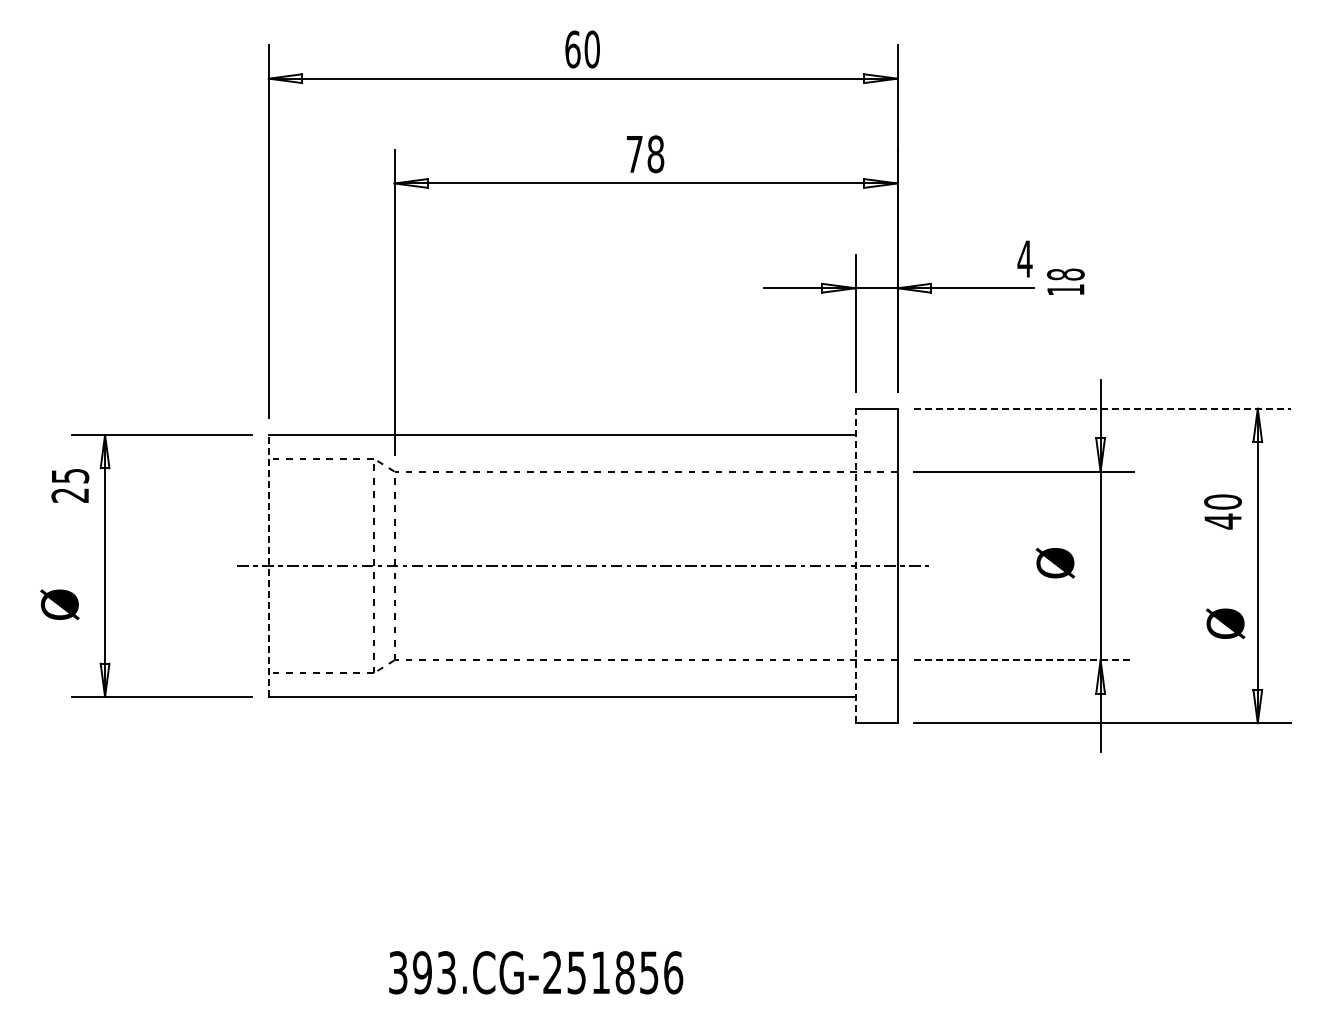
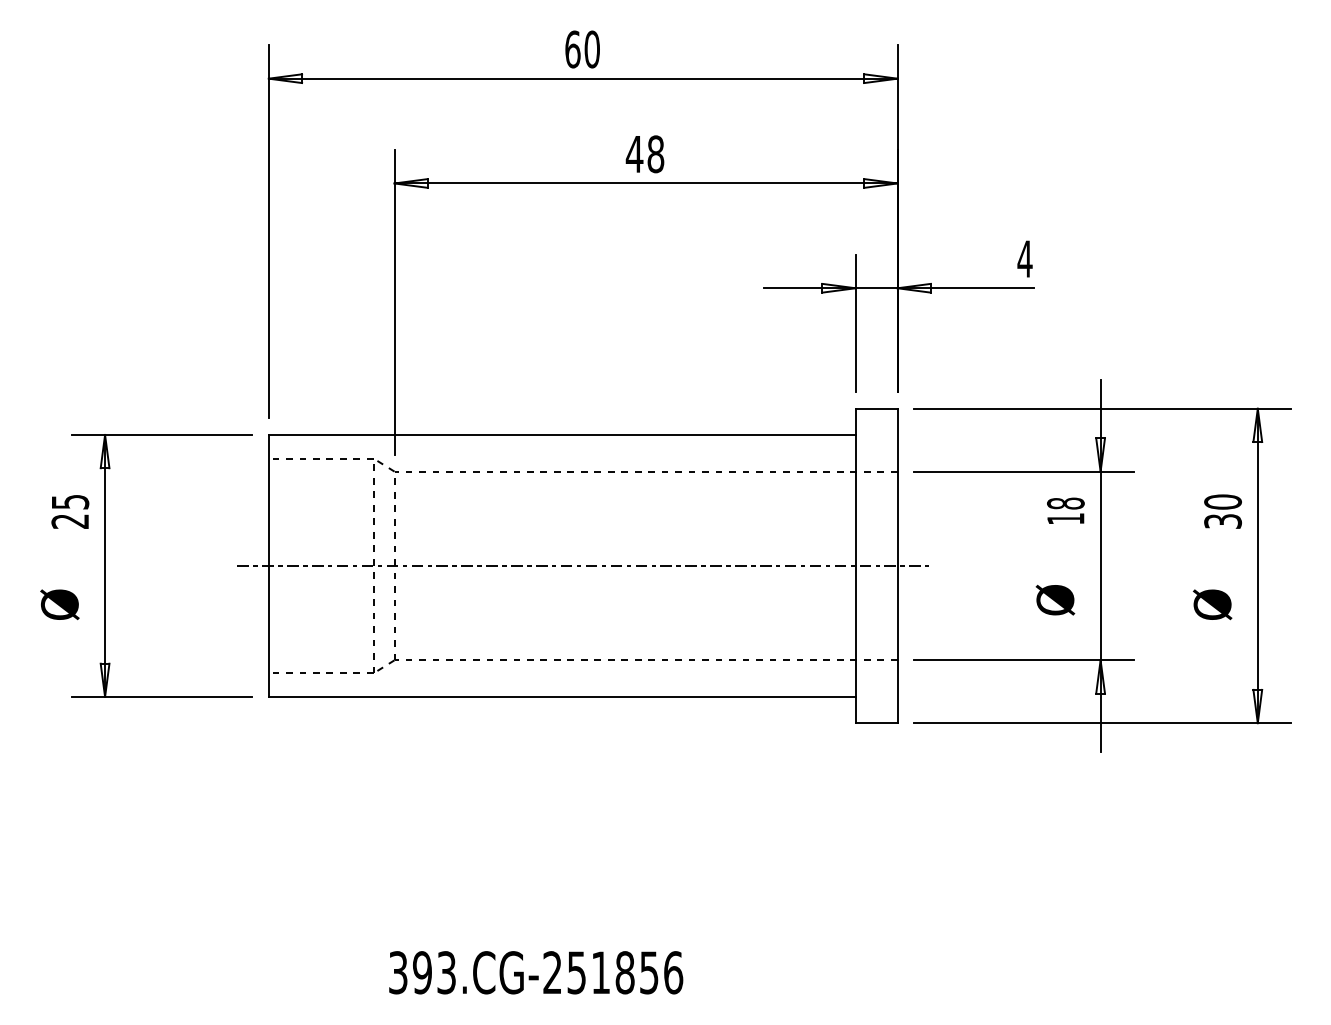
text: 78 -> 48 (634, 154)
text position: (1065, 281) -> (1065, 510) (1065, 510)
line: dashed -> solid (1103, 408)
text position: (70, 485) -> (70, 511) (70, 511)
text: 40 -> 30 (1222, 521)
text position: (1055, 562) -> (1055, 599) (1055, 599)
line: dashed -> solid (268, 565)
line: dashed -> solid (855, 565)
text position: (1225, 623) -> (1212, 604) (1212, 604)
line: dashed -> solid (1024, 660)
